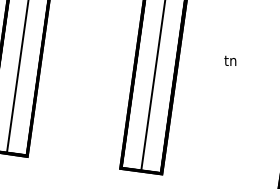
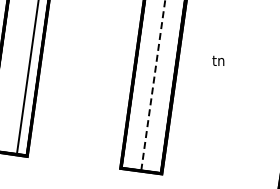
text position: (230, 60) -> (218, 60) (218, 60)
line position: (17, 77) -> (27, 77) (27, 77)
line: solid -> dashed (153, 85)
